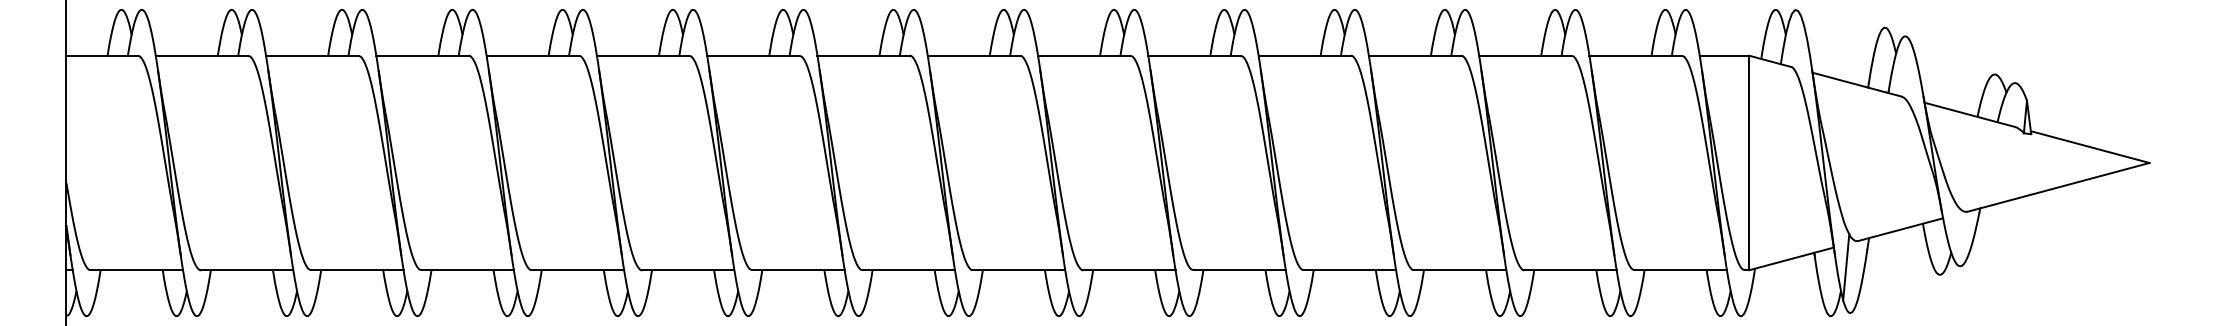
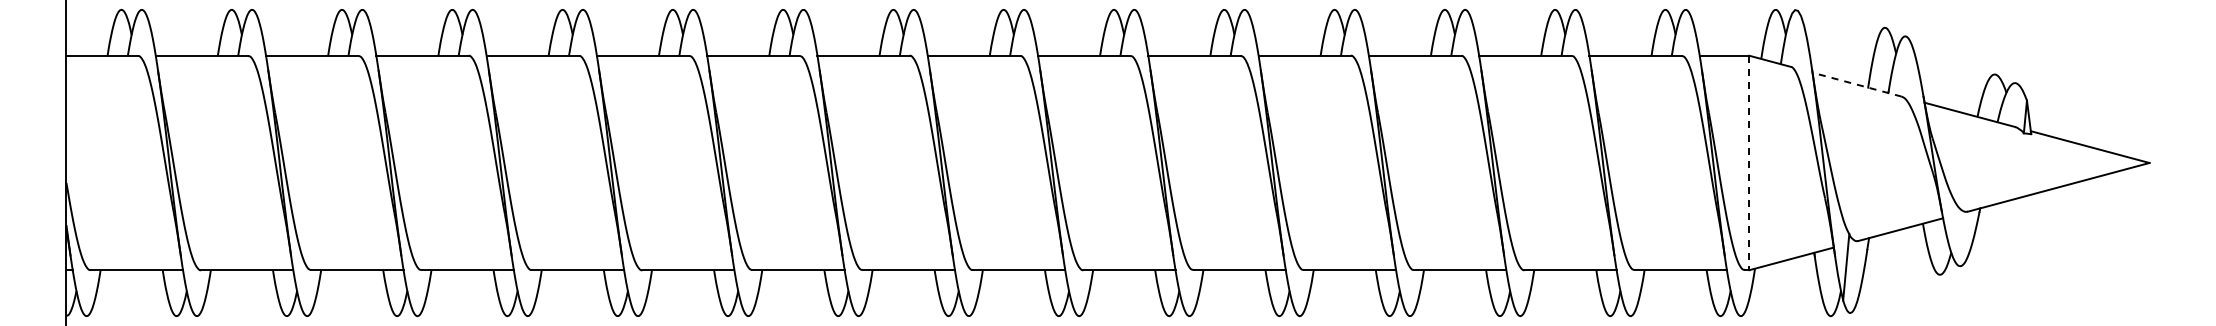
line: solid -> dashed (1856, 84)
line: solid -> dashed (1749, 163)
